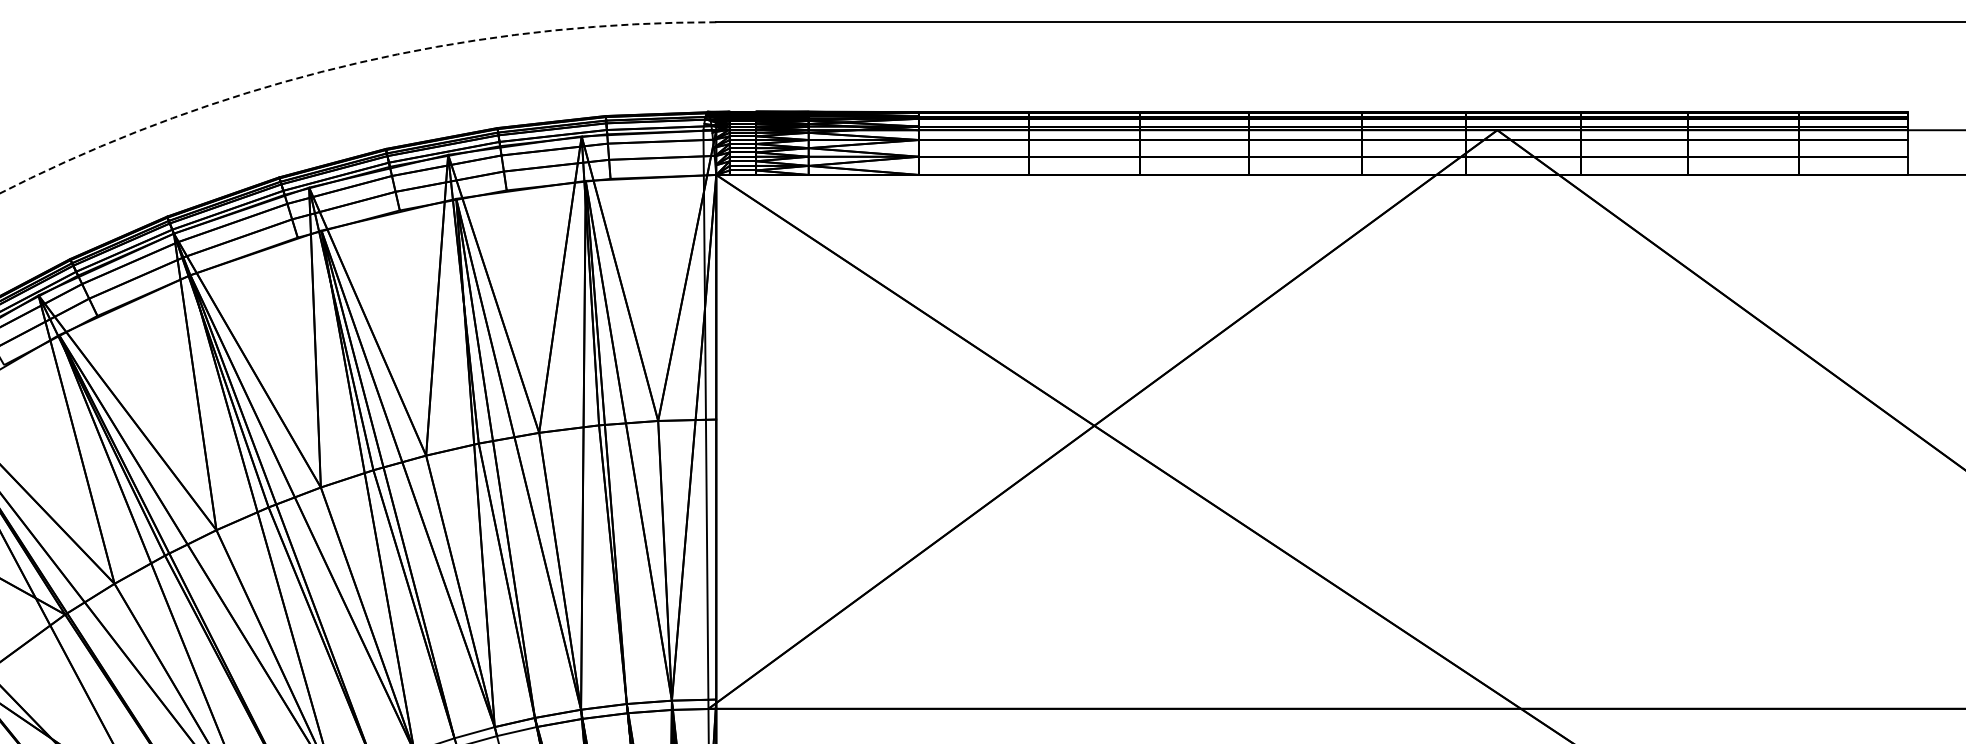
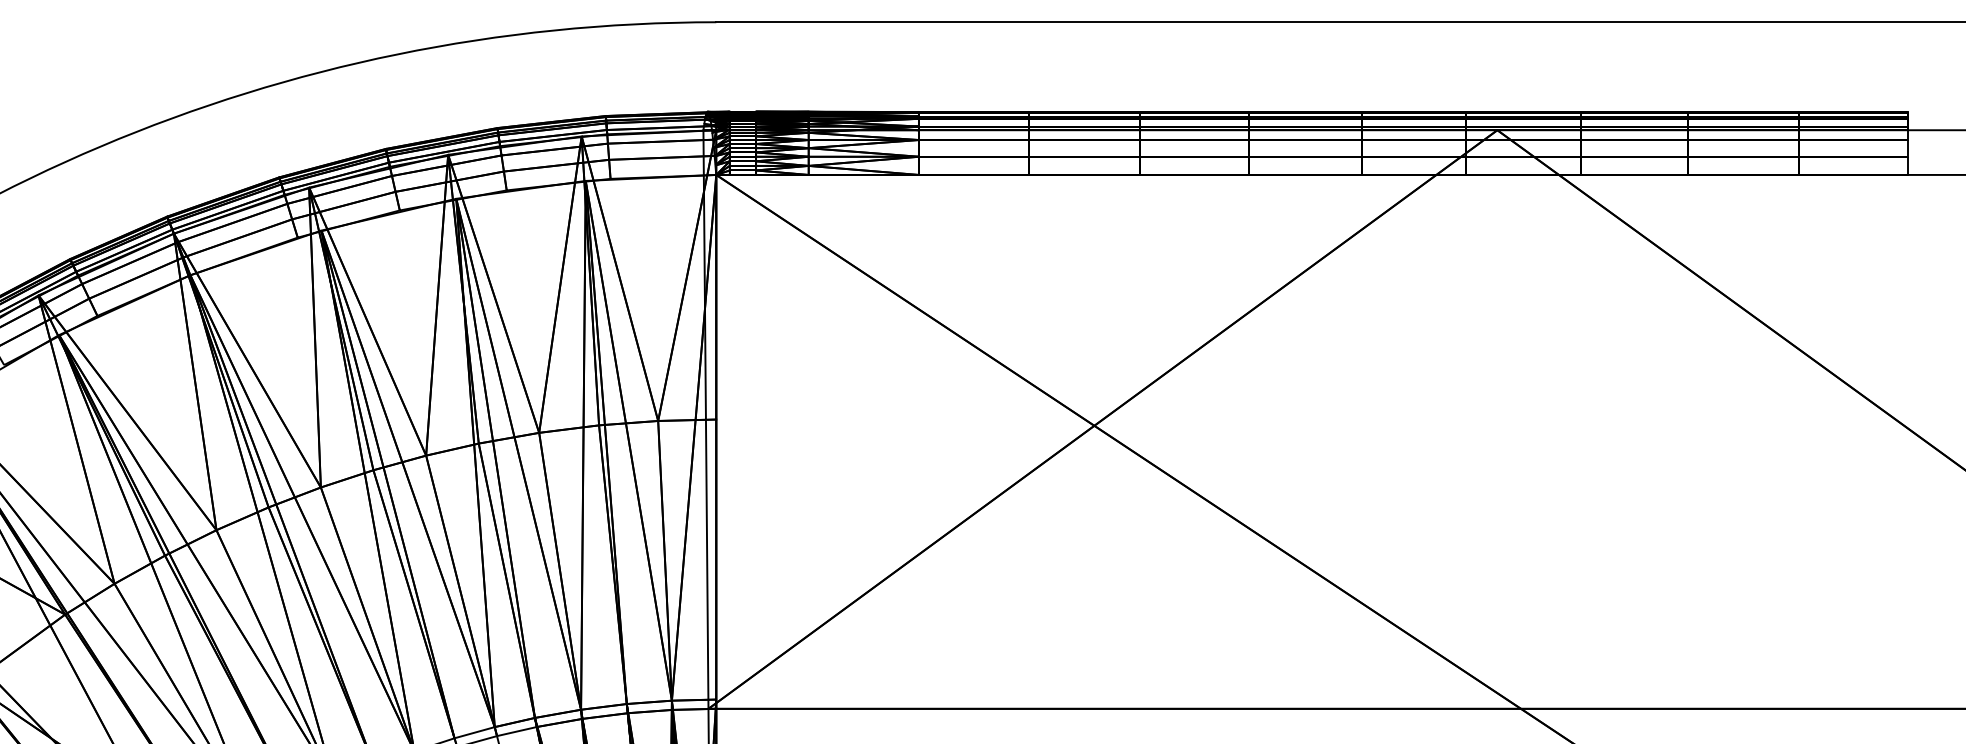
arc: dashed -> solid (347, 65)
